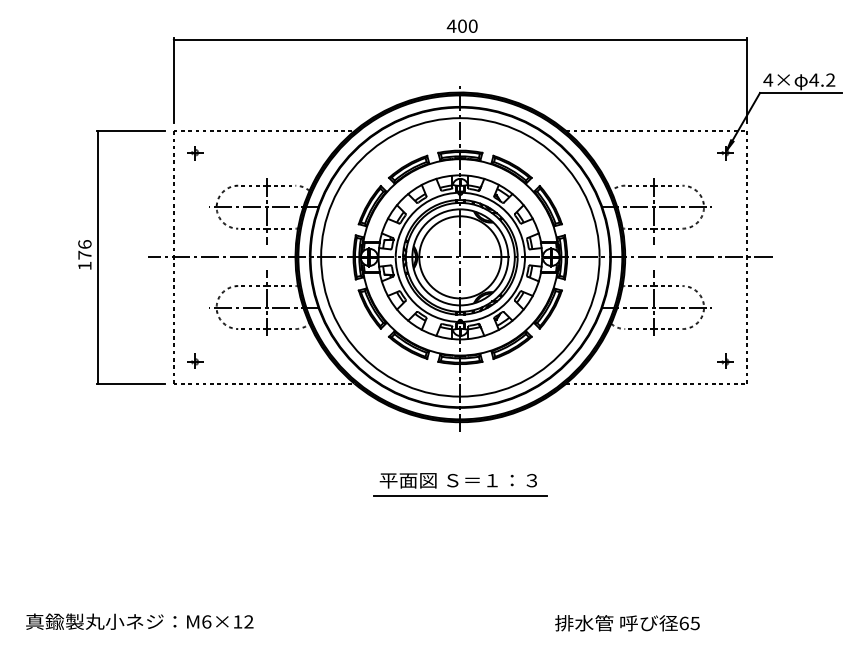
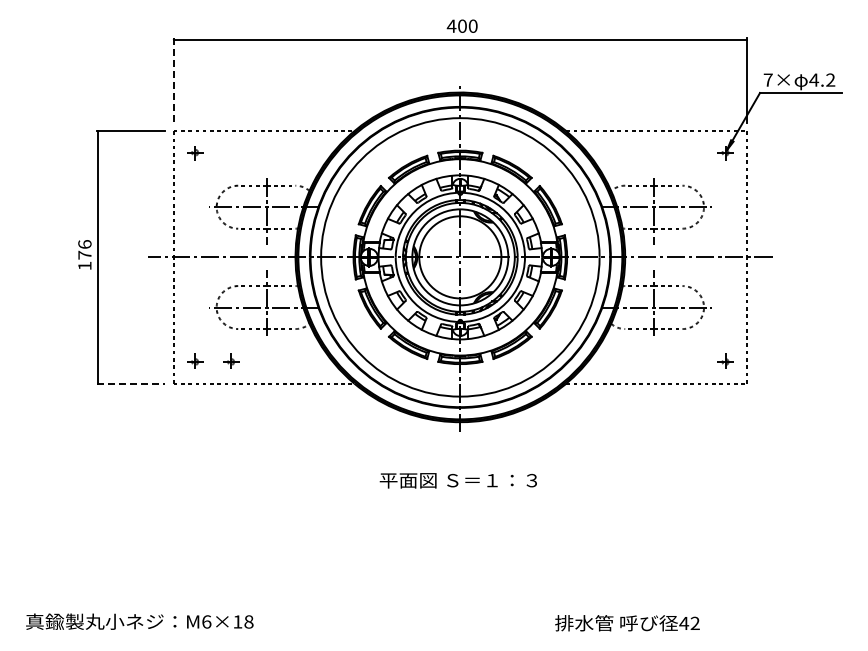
text: 4× -> 7× (768, 79)
line: solid -> dashed (173, 80)
part: none -> present (231, 360)
line: solid -> dashed (131, 383)
line: present -> none (460, 496)
text: M6×12 -> M6×18 (248, 621)
text: 65 -> 42 (689, 623)
